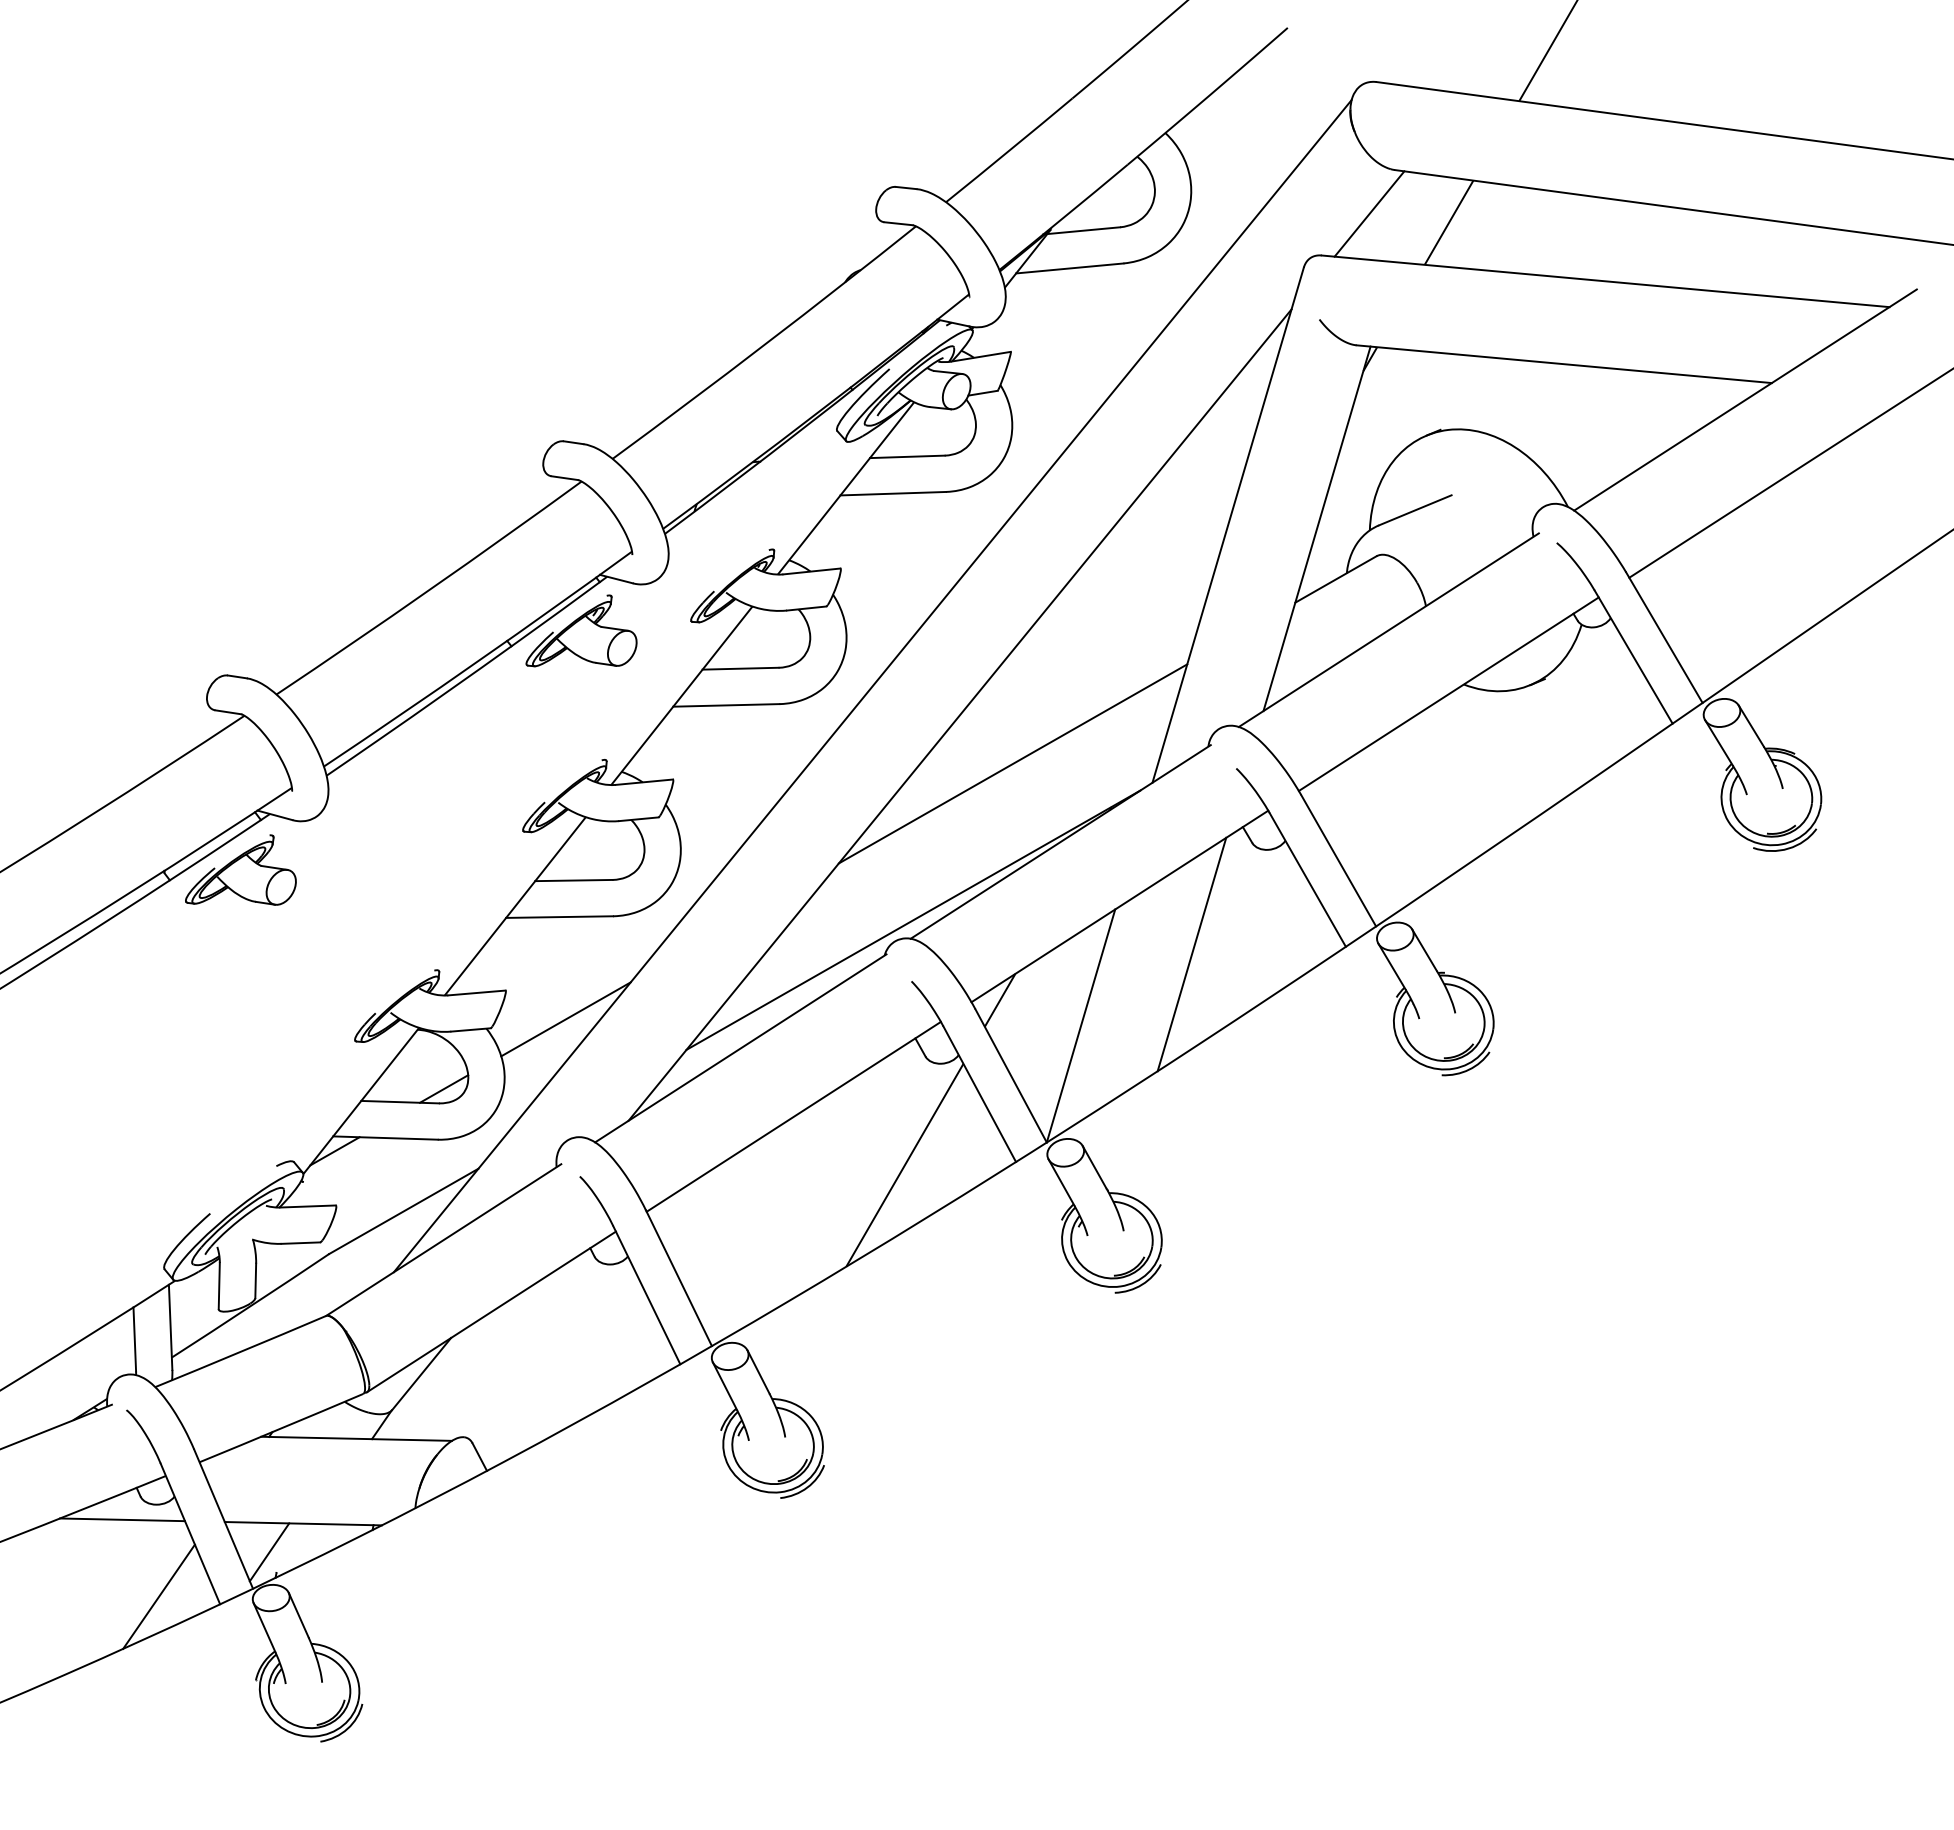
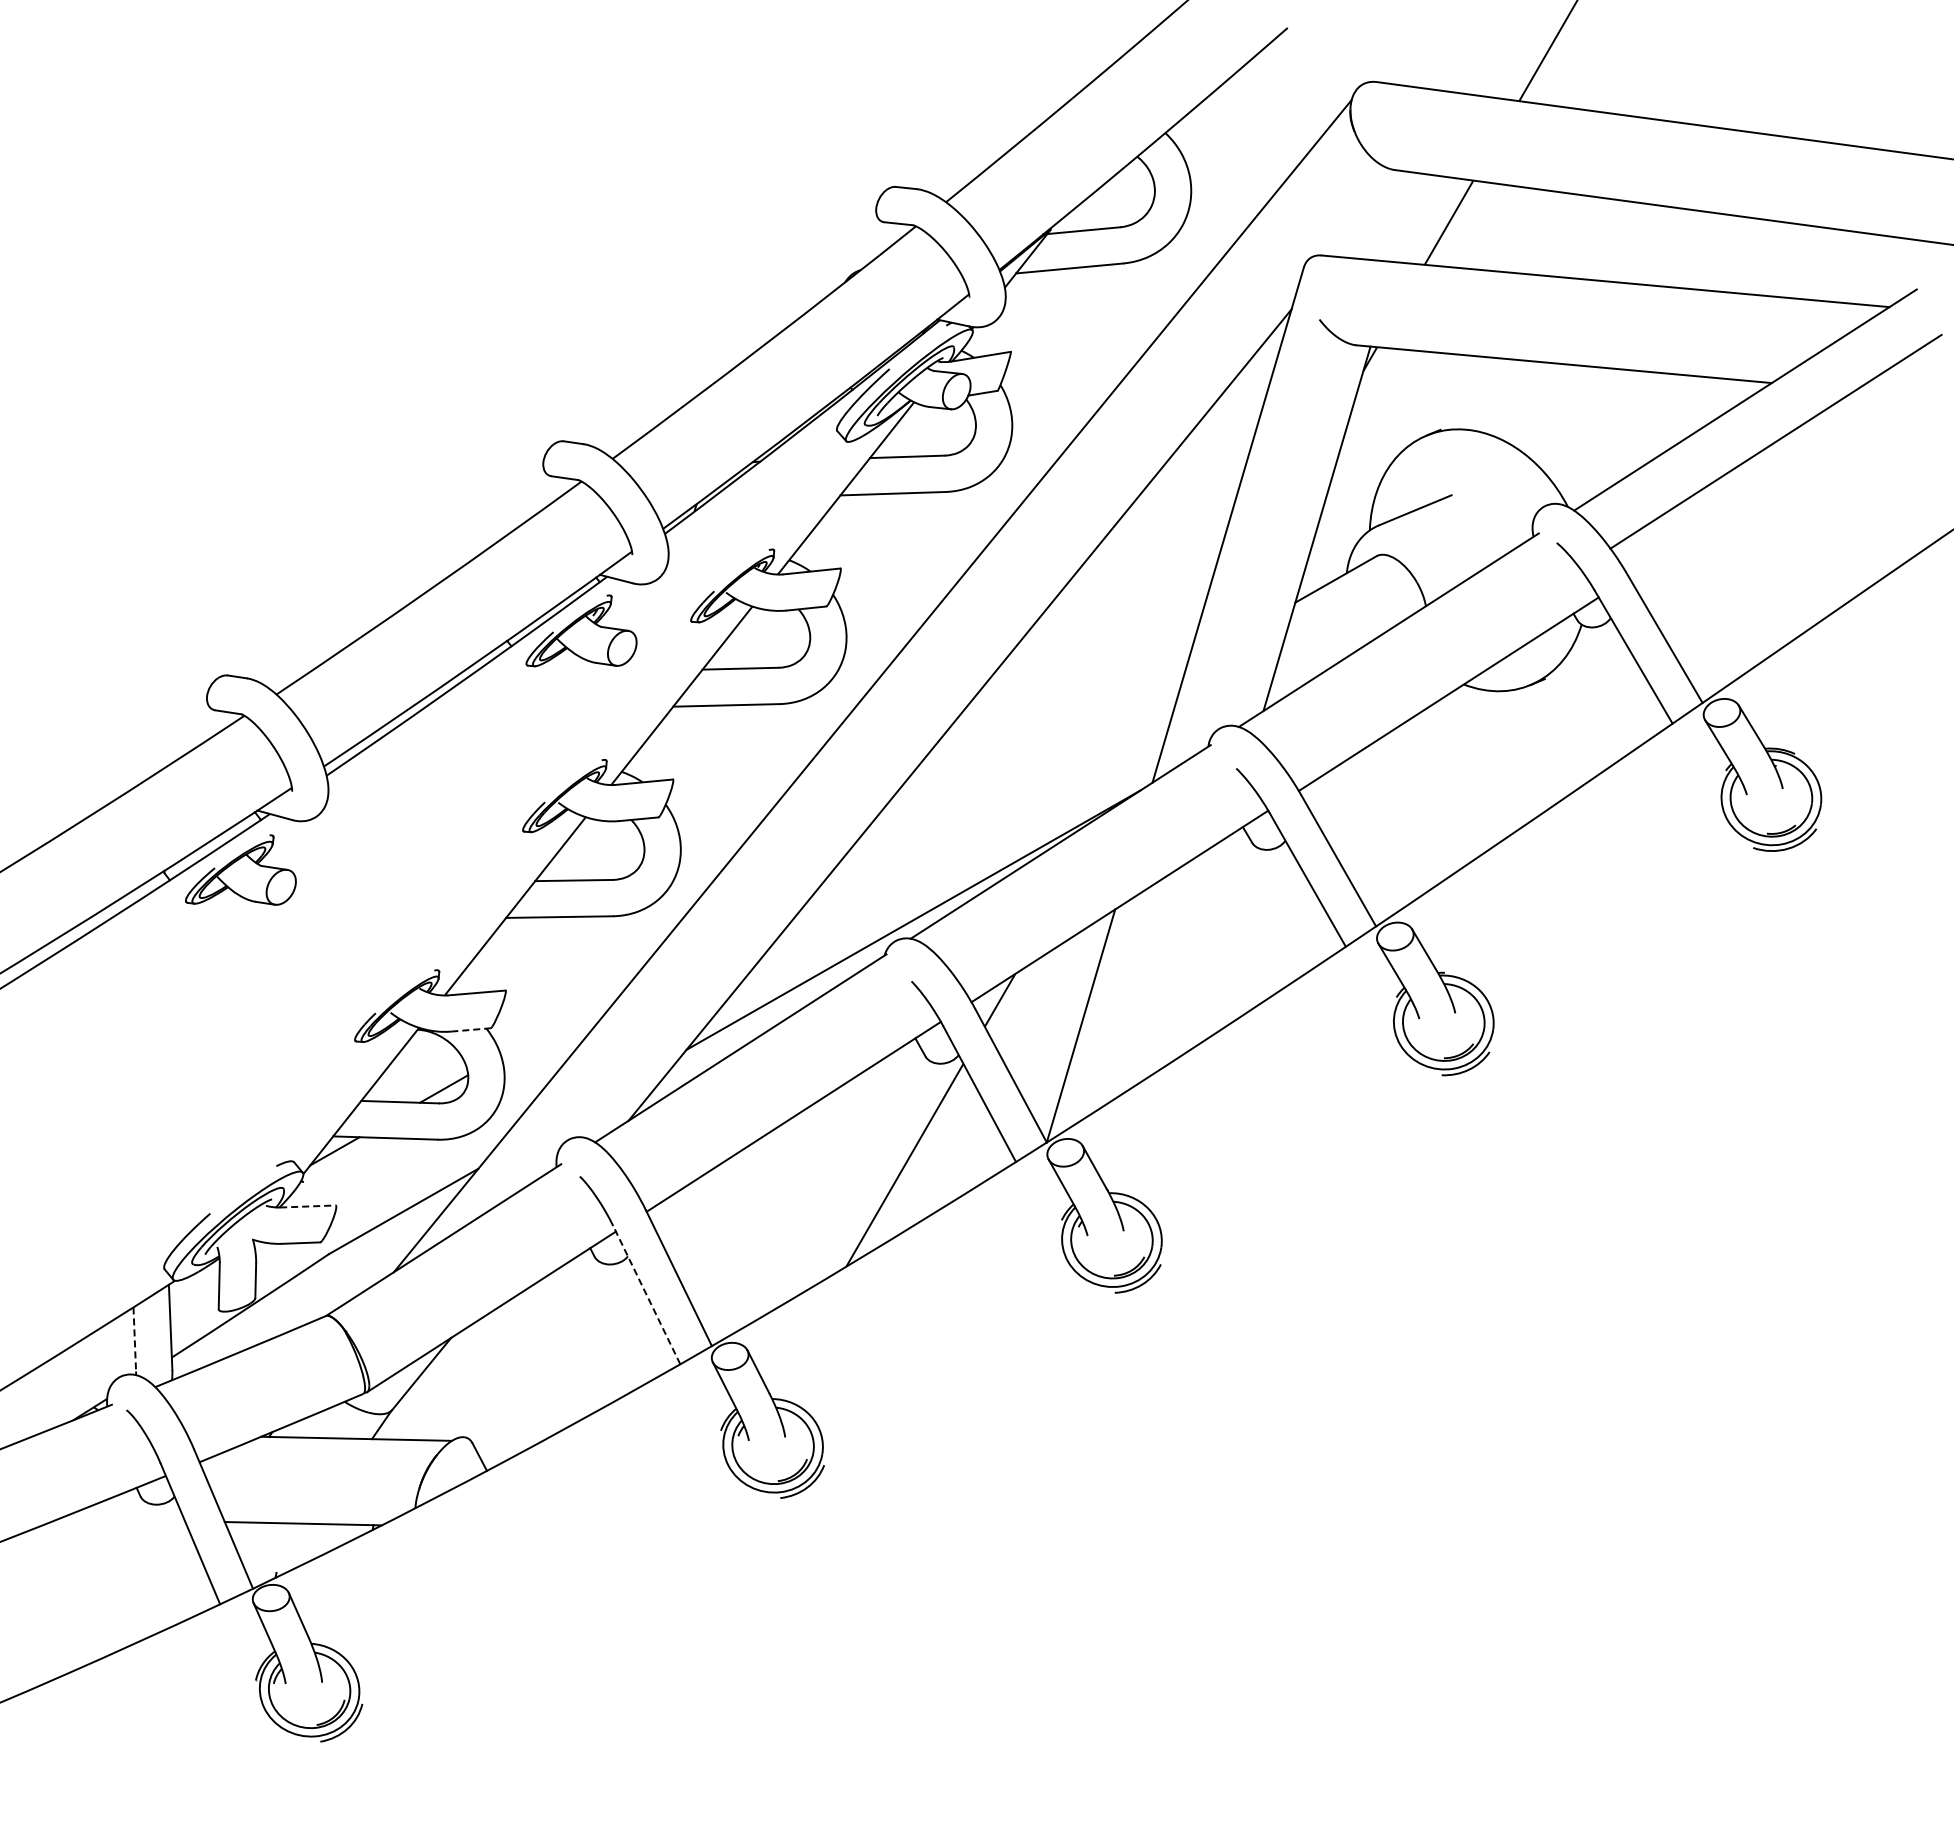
line: present -> none (1369, 213)
line position: (1789, 473) -> (1775, 441) (1775, 441)
line: present -> none (1012, 763)
line: present -> none (1191, 954)
line: present -> none (565, 1019)
line: solid -> dashed (471, 1029)
line: solid -> dashed (307, 1206)
line: solid -> dashed (646, 1295)
line: solid -> dashed (134, 1339)
line: present -> none (122, 1519)
line: present -> none (269, 1552)
line: present -> none (158, 1596)
